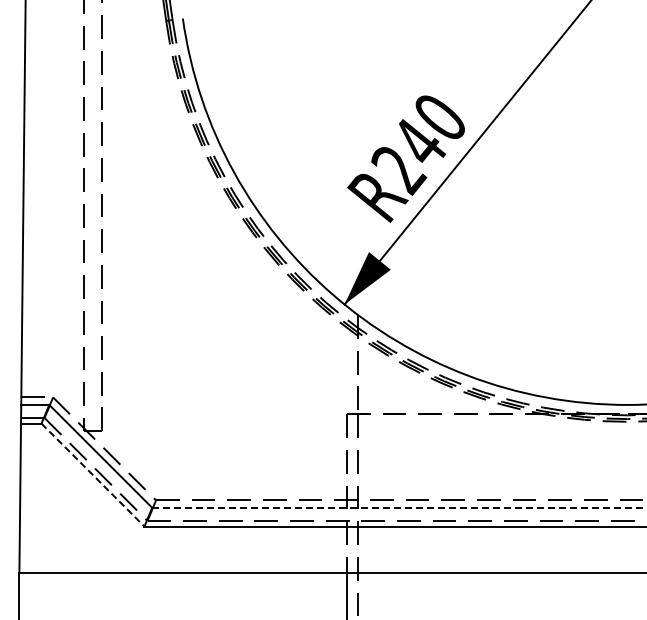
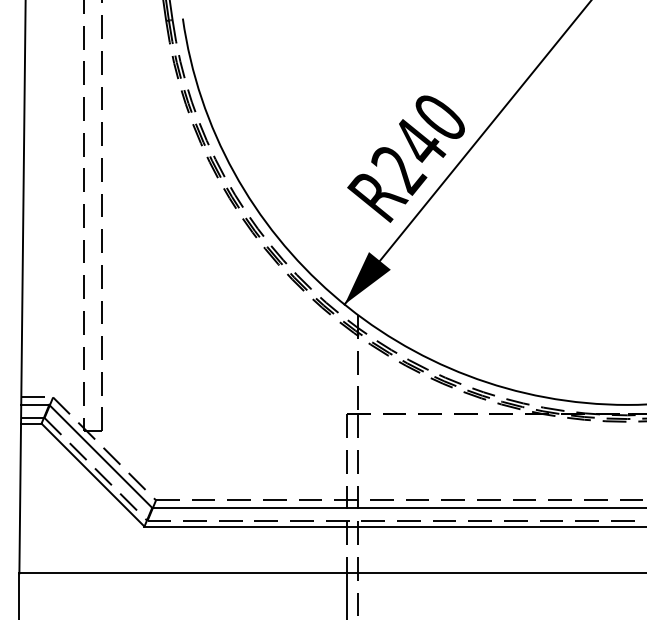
line: dashed -> solid (93, 475)
line: dashed -> solid (399, 507)
